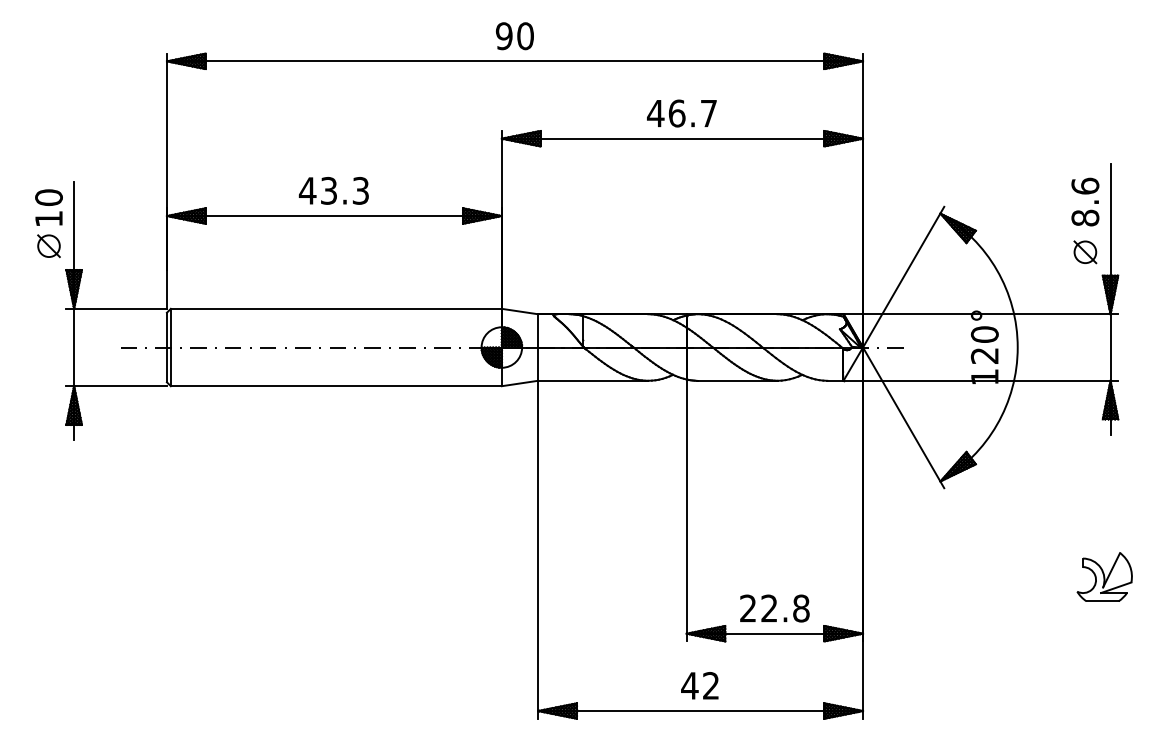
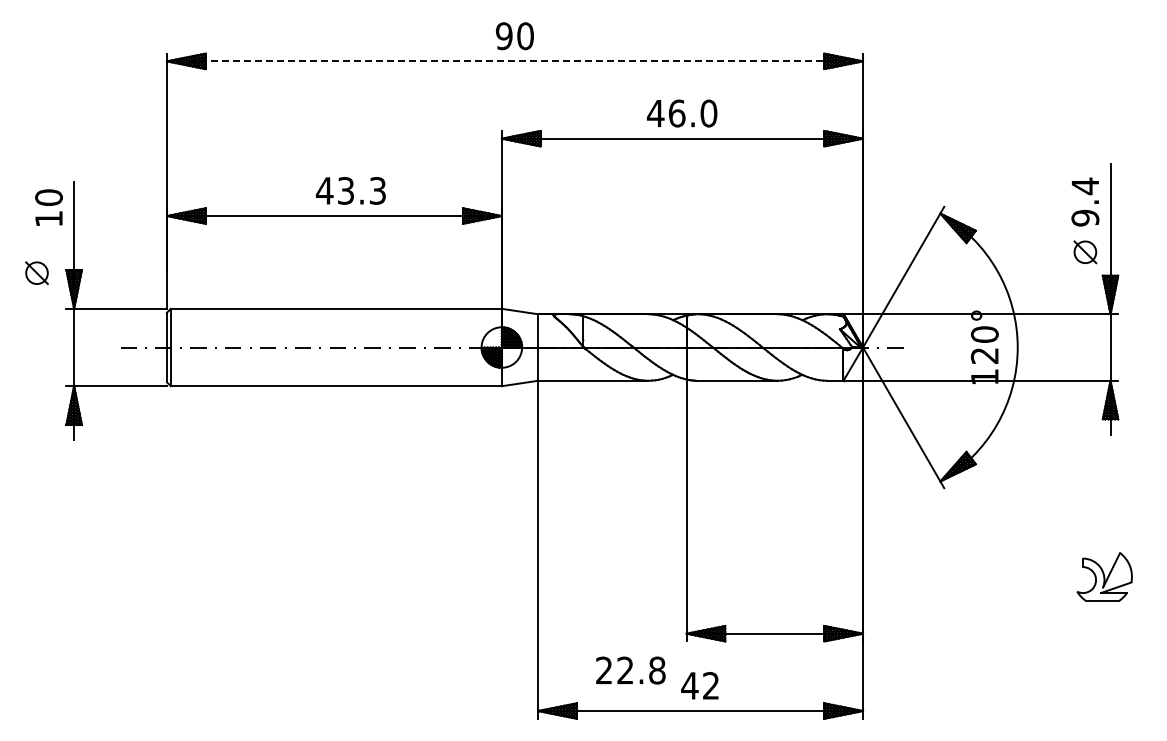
line: solid -> dashed (515, 61)
text: 46.7 -> 46.0 (708, 113)
text position: (333, 190) -> (350, 190) (350, 190)
text: 8.6 -> 9.4 (1085, 201)
part position: (48, 246) -> (36, 273) (36, 273)
text position: (774, 608) -> (630, 670) (630, 670)
